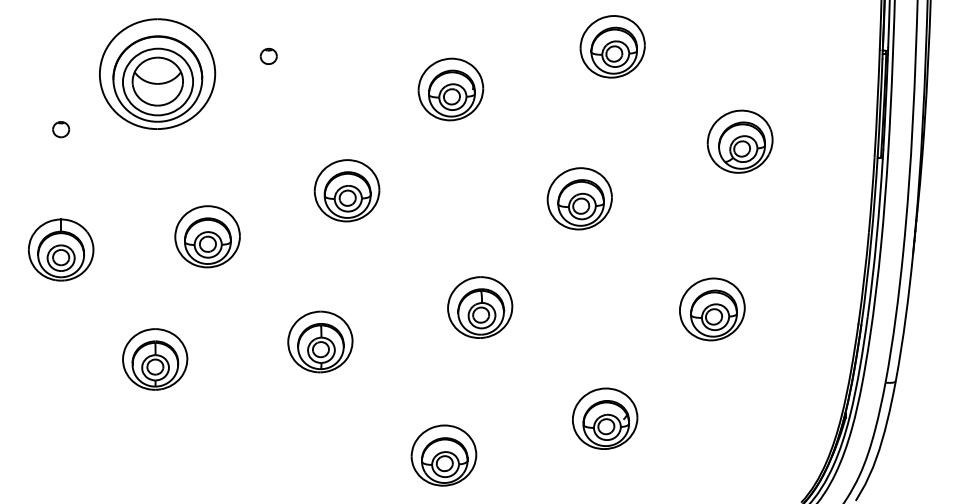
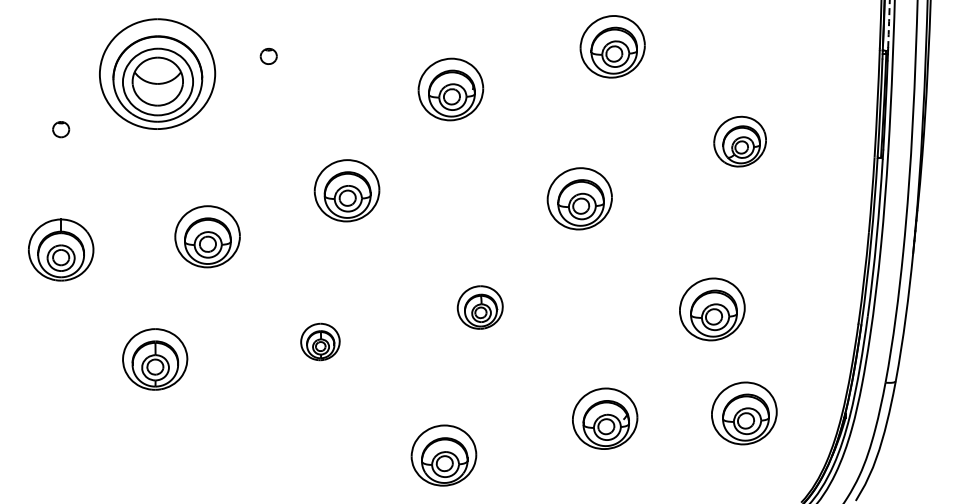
arc: solid -> dashed (888, 24)
part size: 68x65 px -> 54x53 px (739, 141)
part size: 67x63 px -> 48x45 px (479, 307)
part size: 67x64 px -> 41x40 px (320, 341)
part: none -> present (744, 413)
